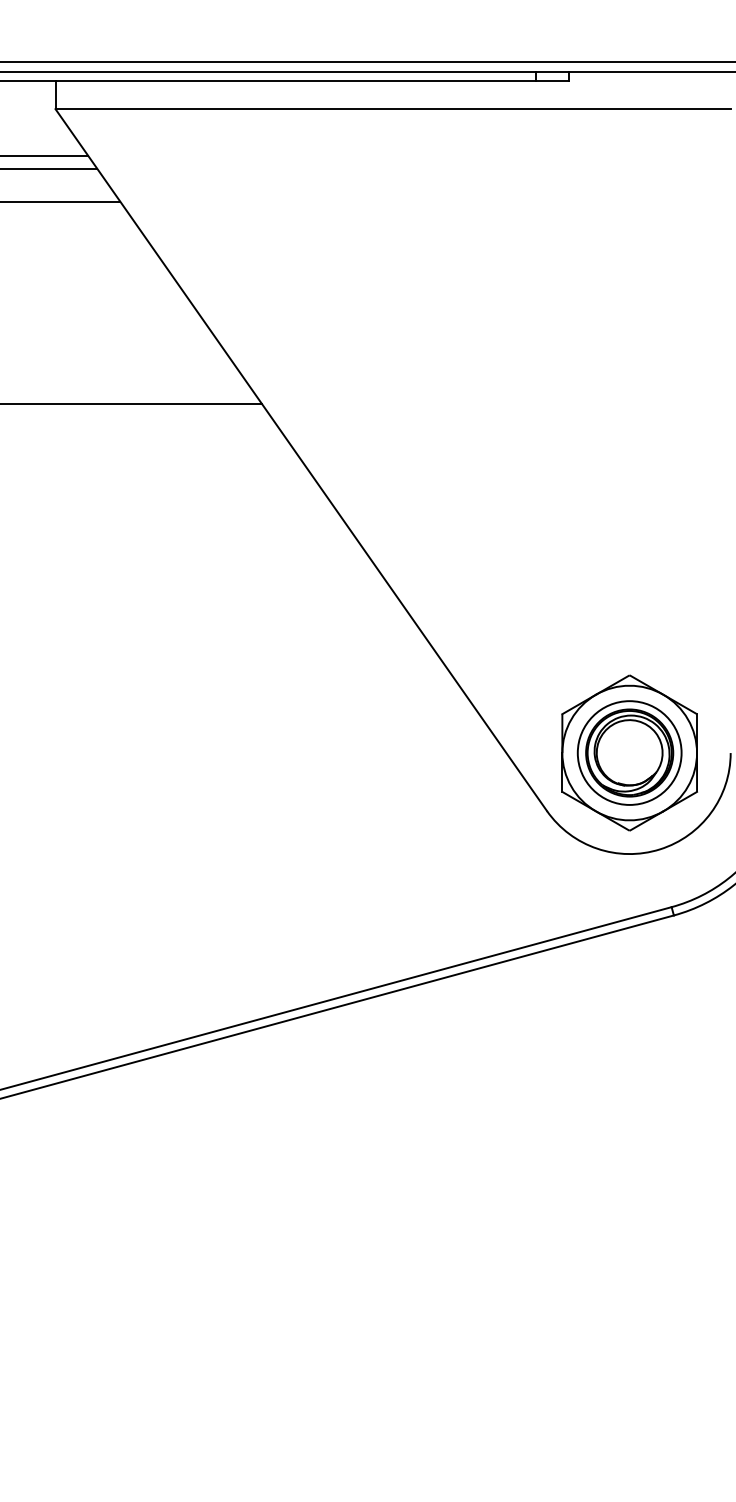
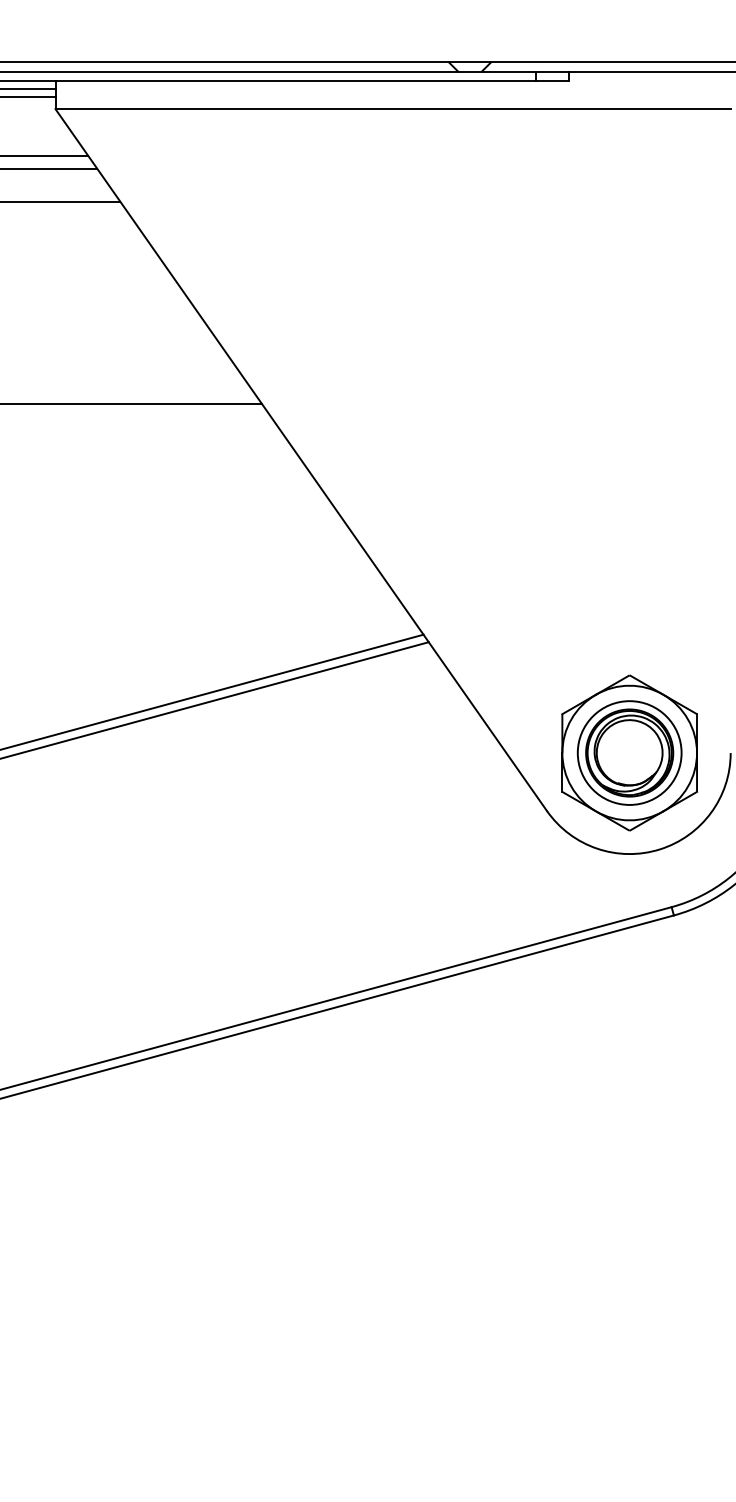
hatch: none -> present (469, 66)
line: none -> present (28, 88)
line: none -> present (28, 96)
line: none -> present (212, 691)
line: none -> present (215, 700)
